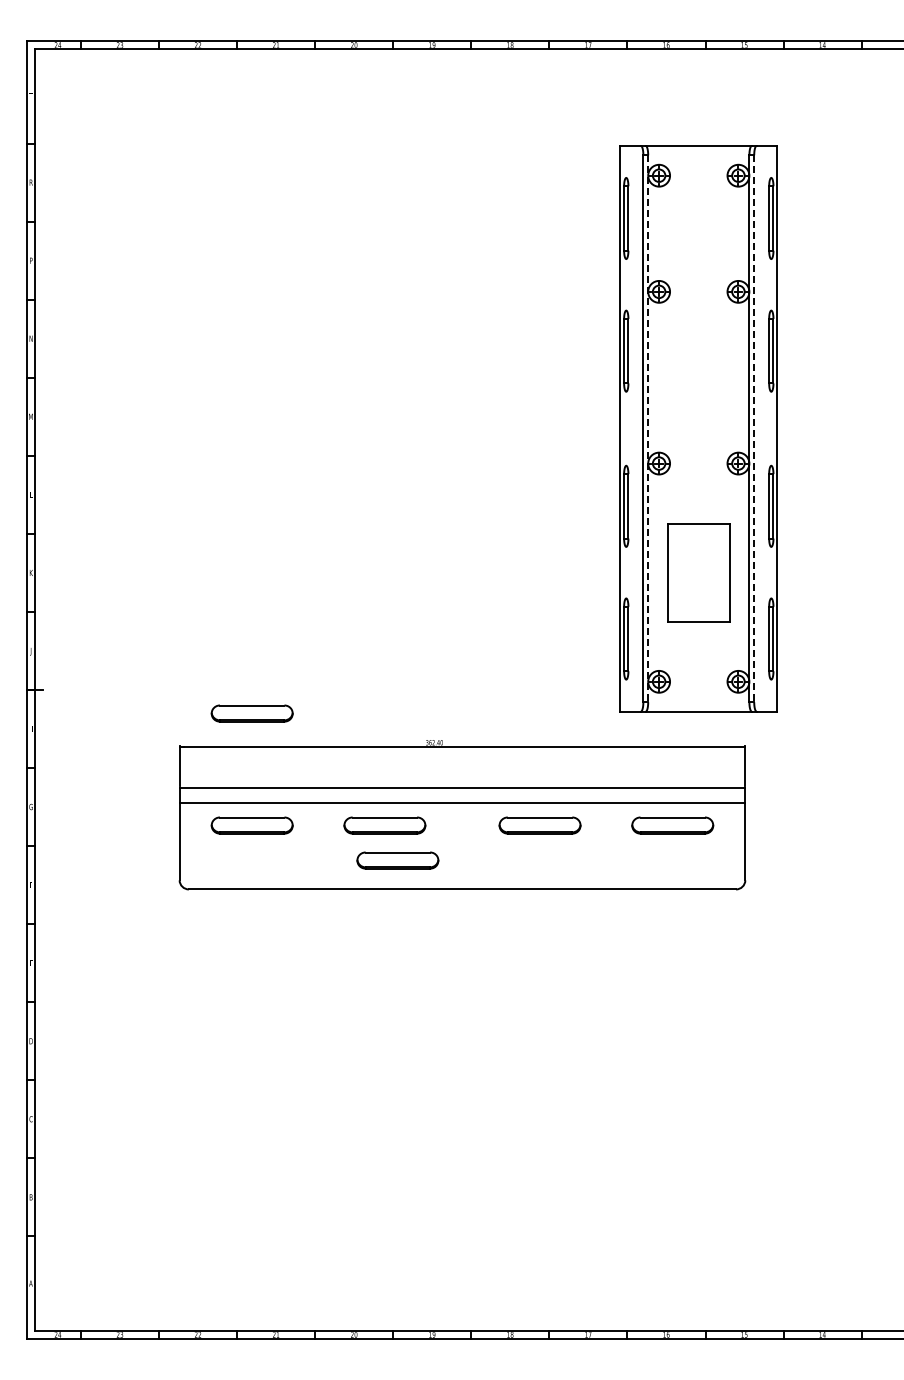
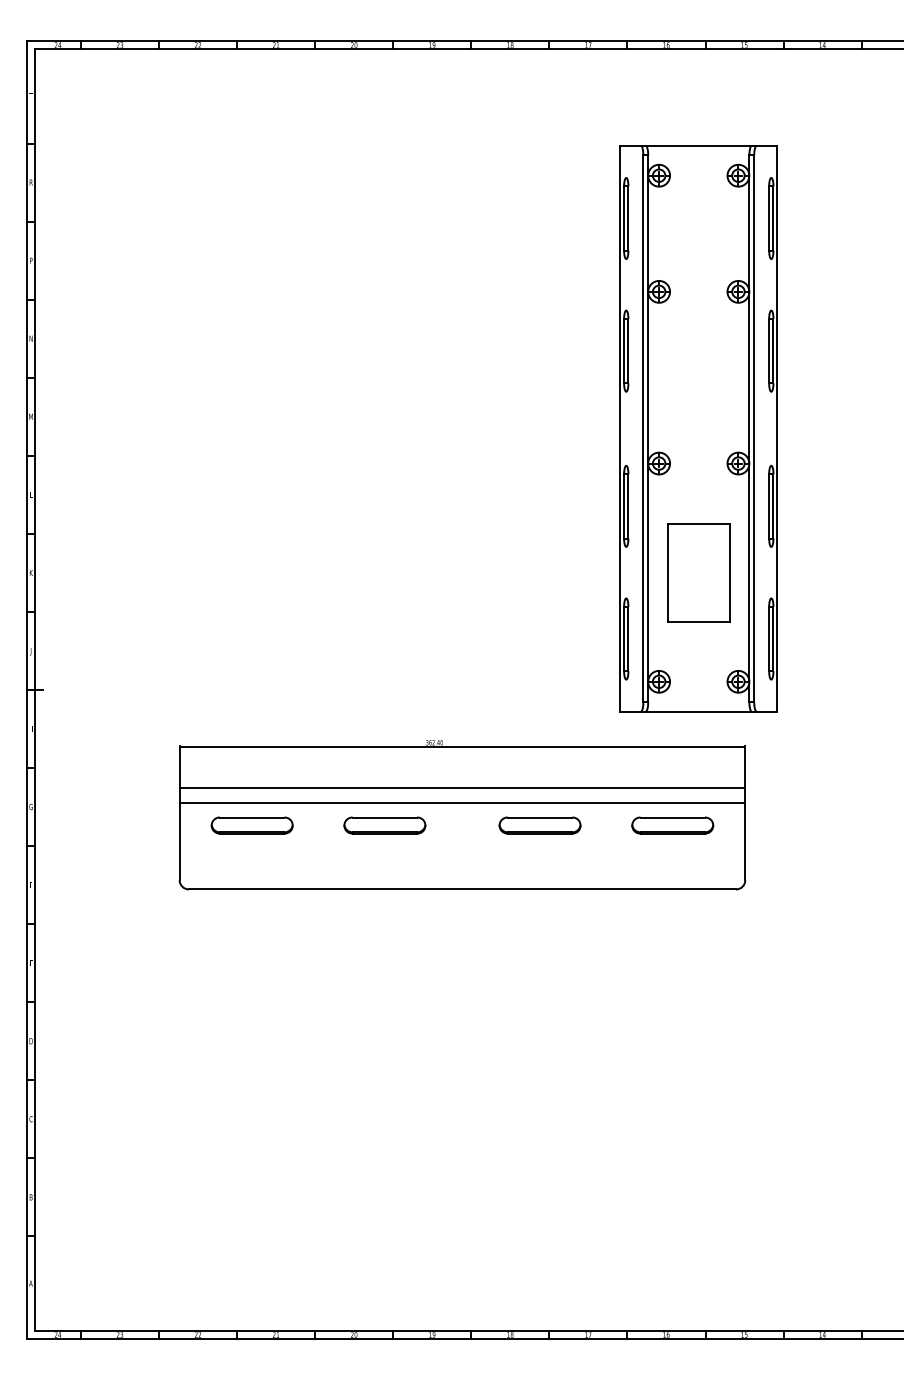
line: dashed -> solid (648, 429)
line: dashed -> solid (754, 429)
part: present -> none (251, 713)
part: present -> none (397, 860)
